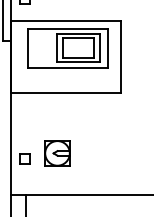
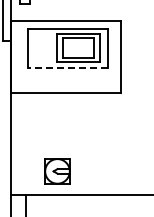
line: solid -> dashed (67, 68)
part position: (57, 153) -> (57, 171) (57, 171)
part: present -> none (24, 158)
